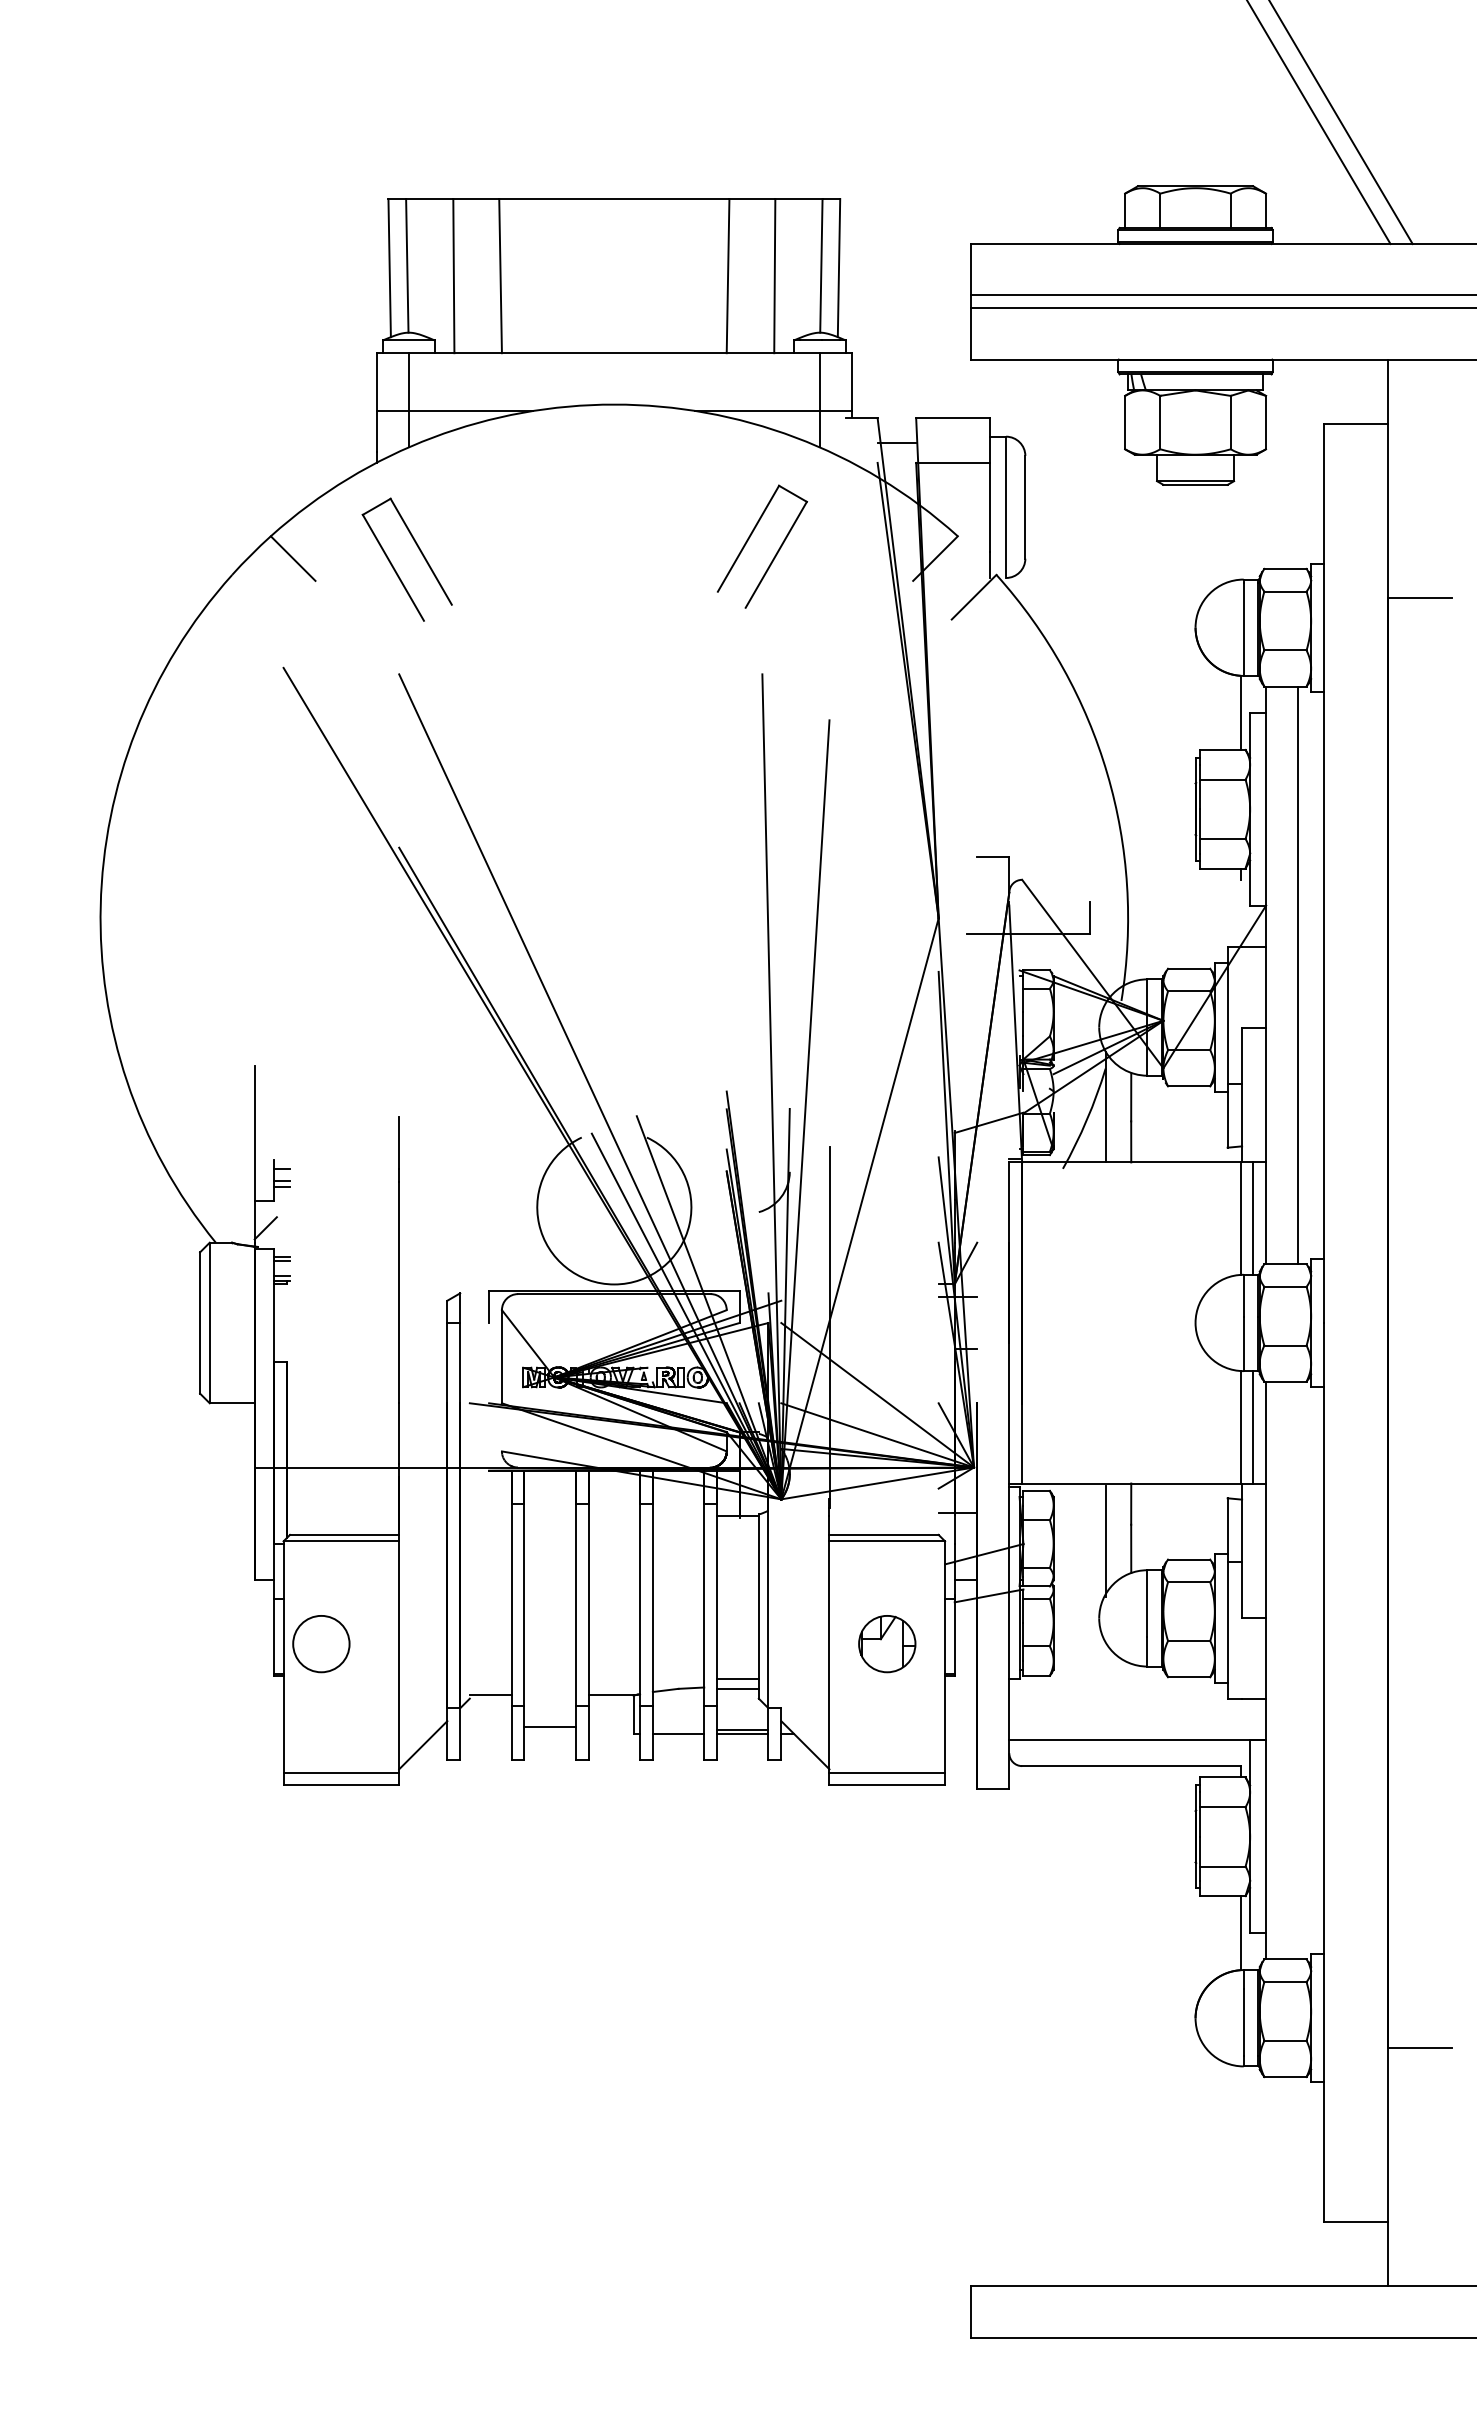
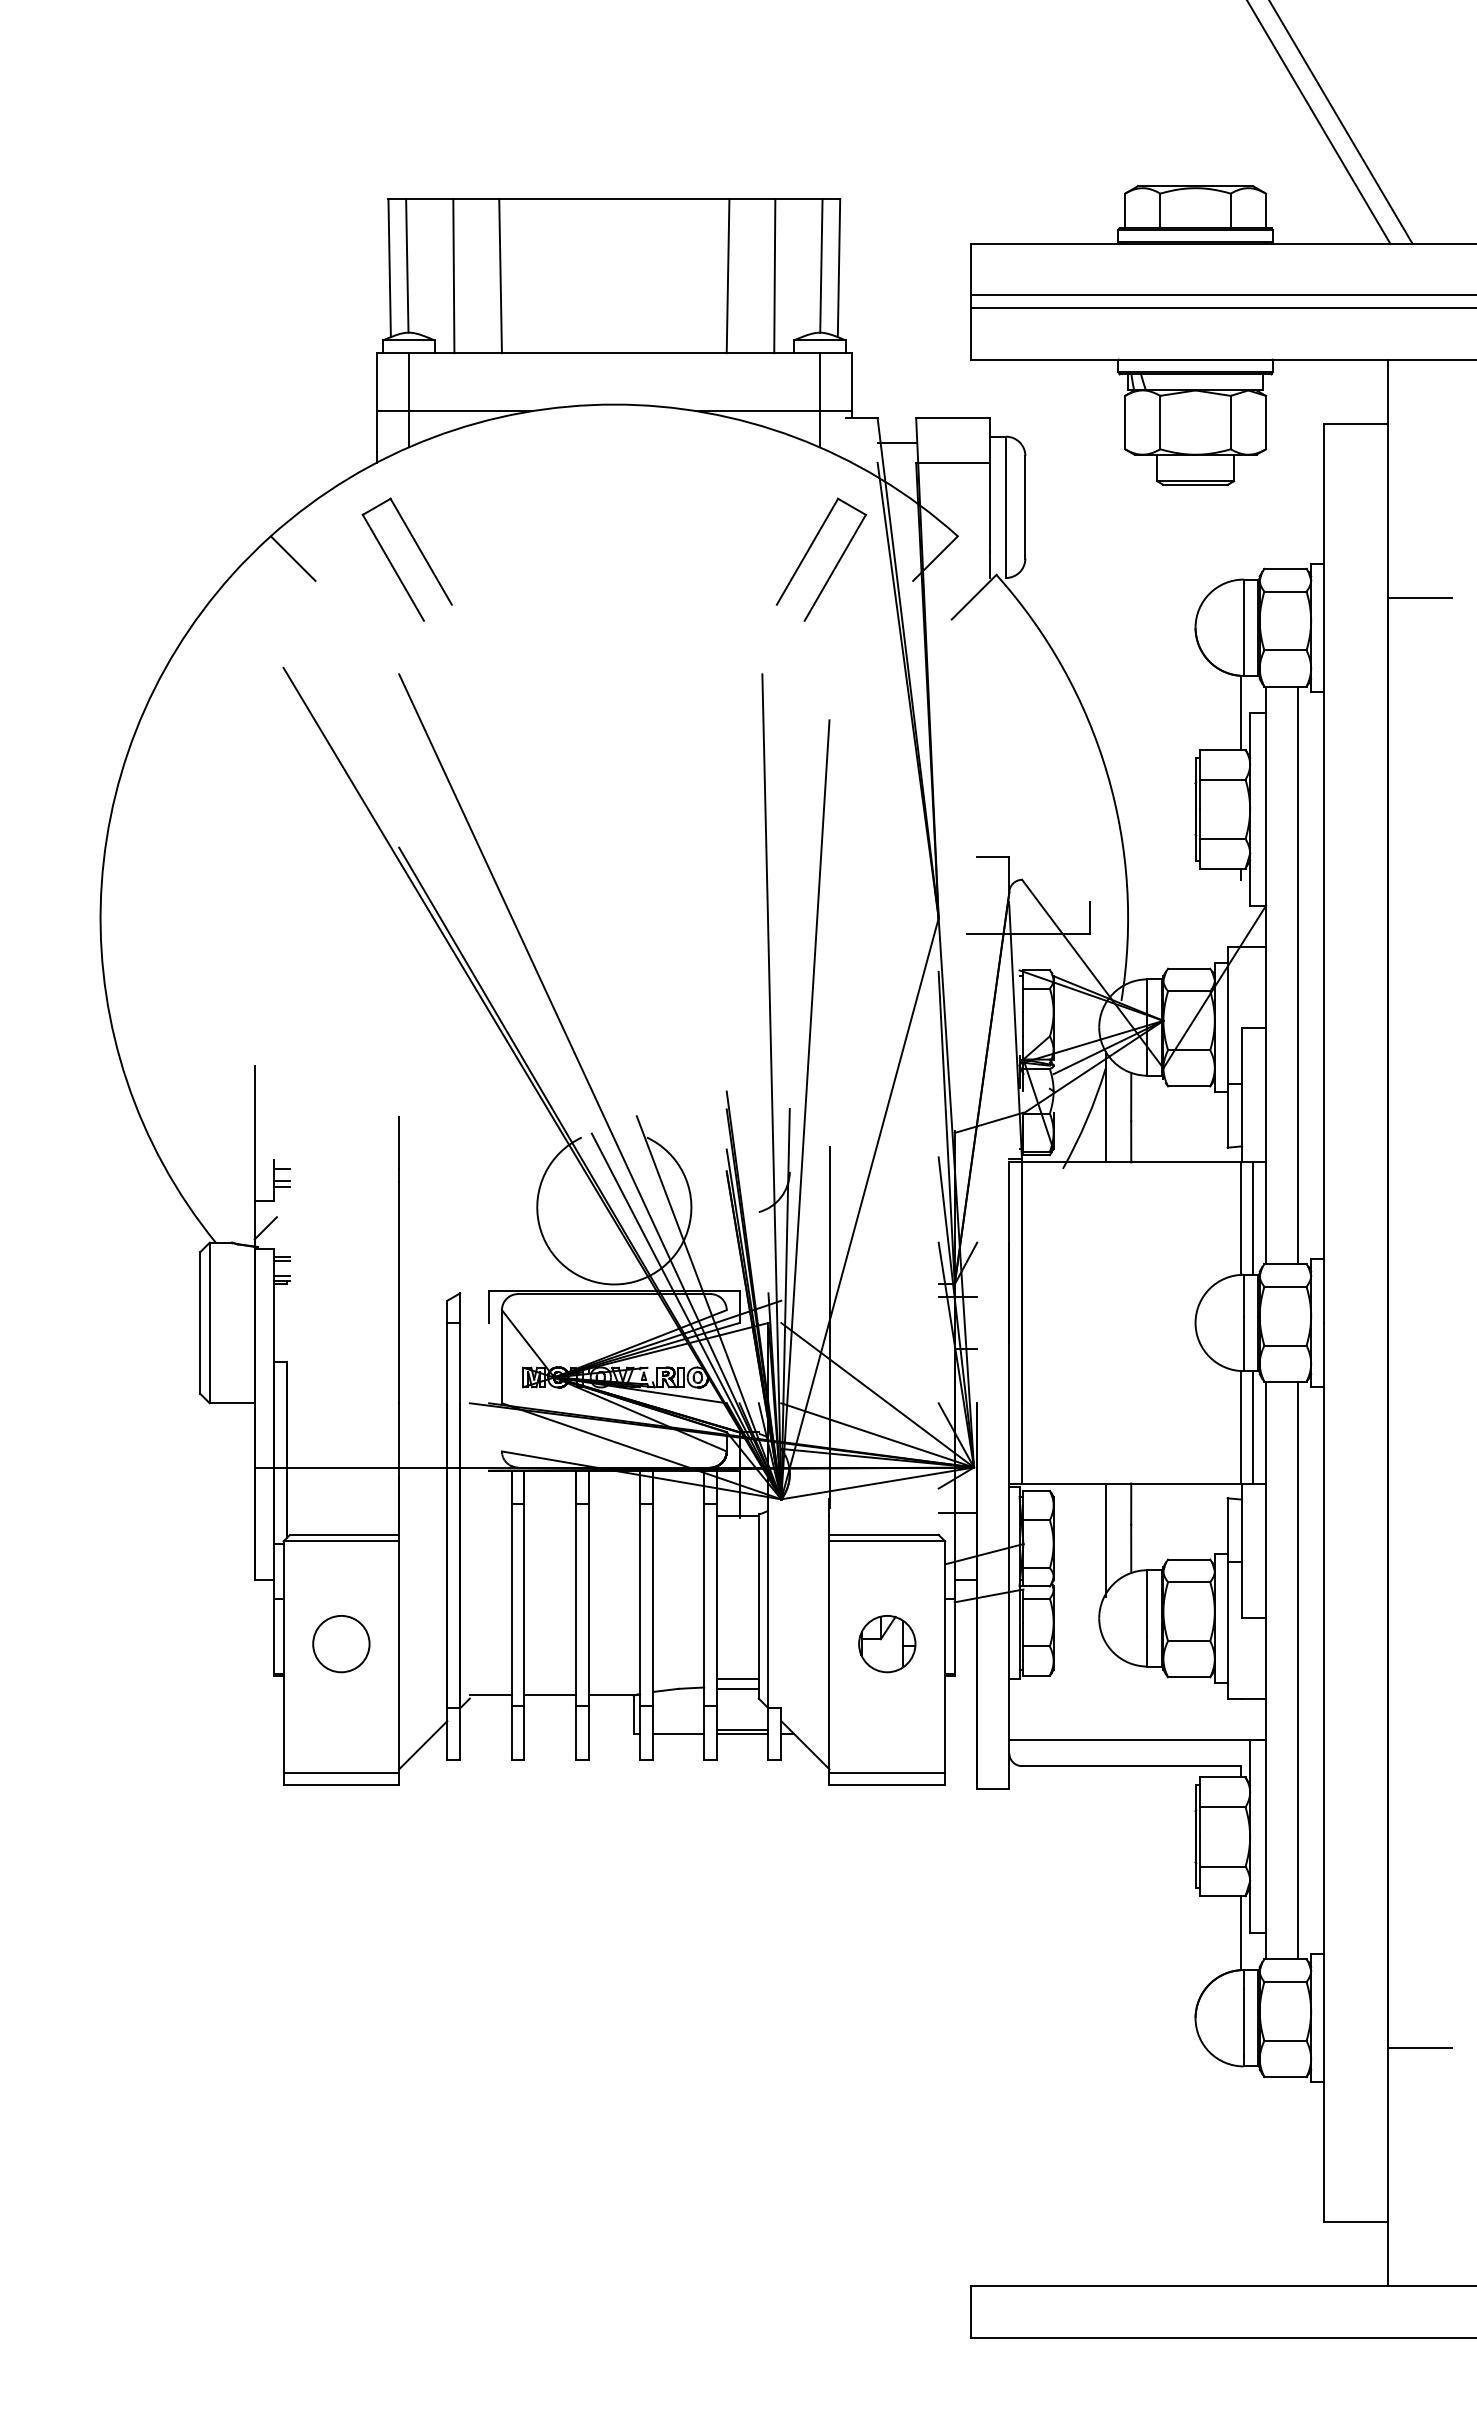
part position: (749, 539) -> (808, 552) (808, 552)
circle position: (321, 1644) -> (341, 1644) (341, 1644)
line: none -> present (1298, 1670)
line position: (549, 1727) -> (549, 1695) (549, 1695)
